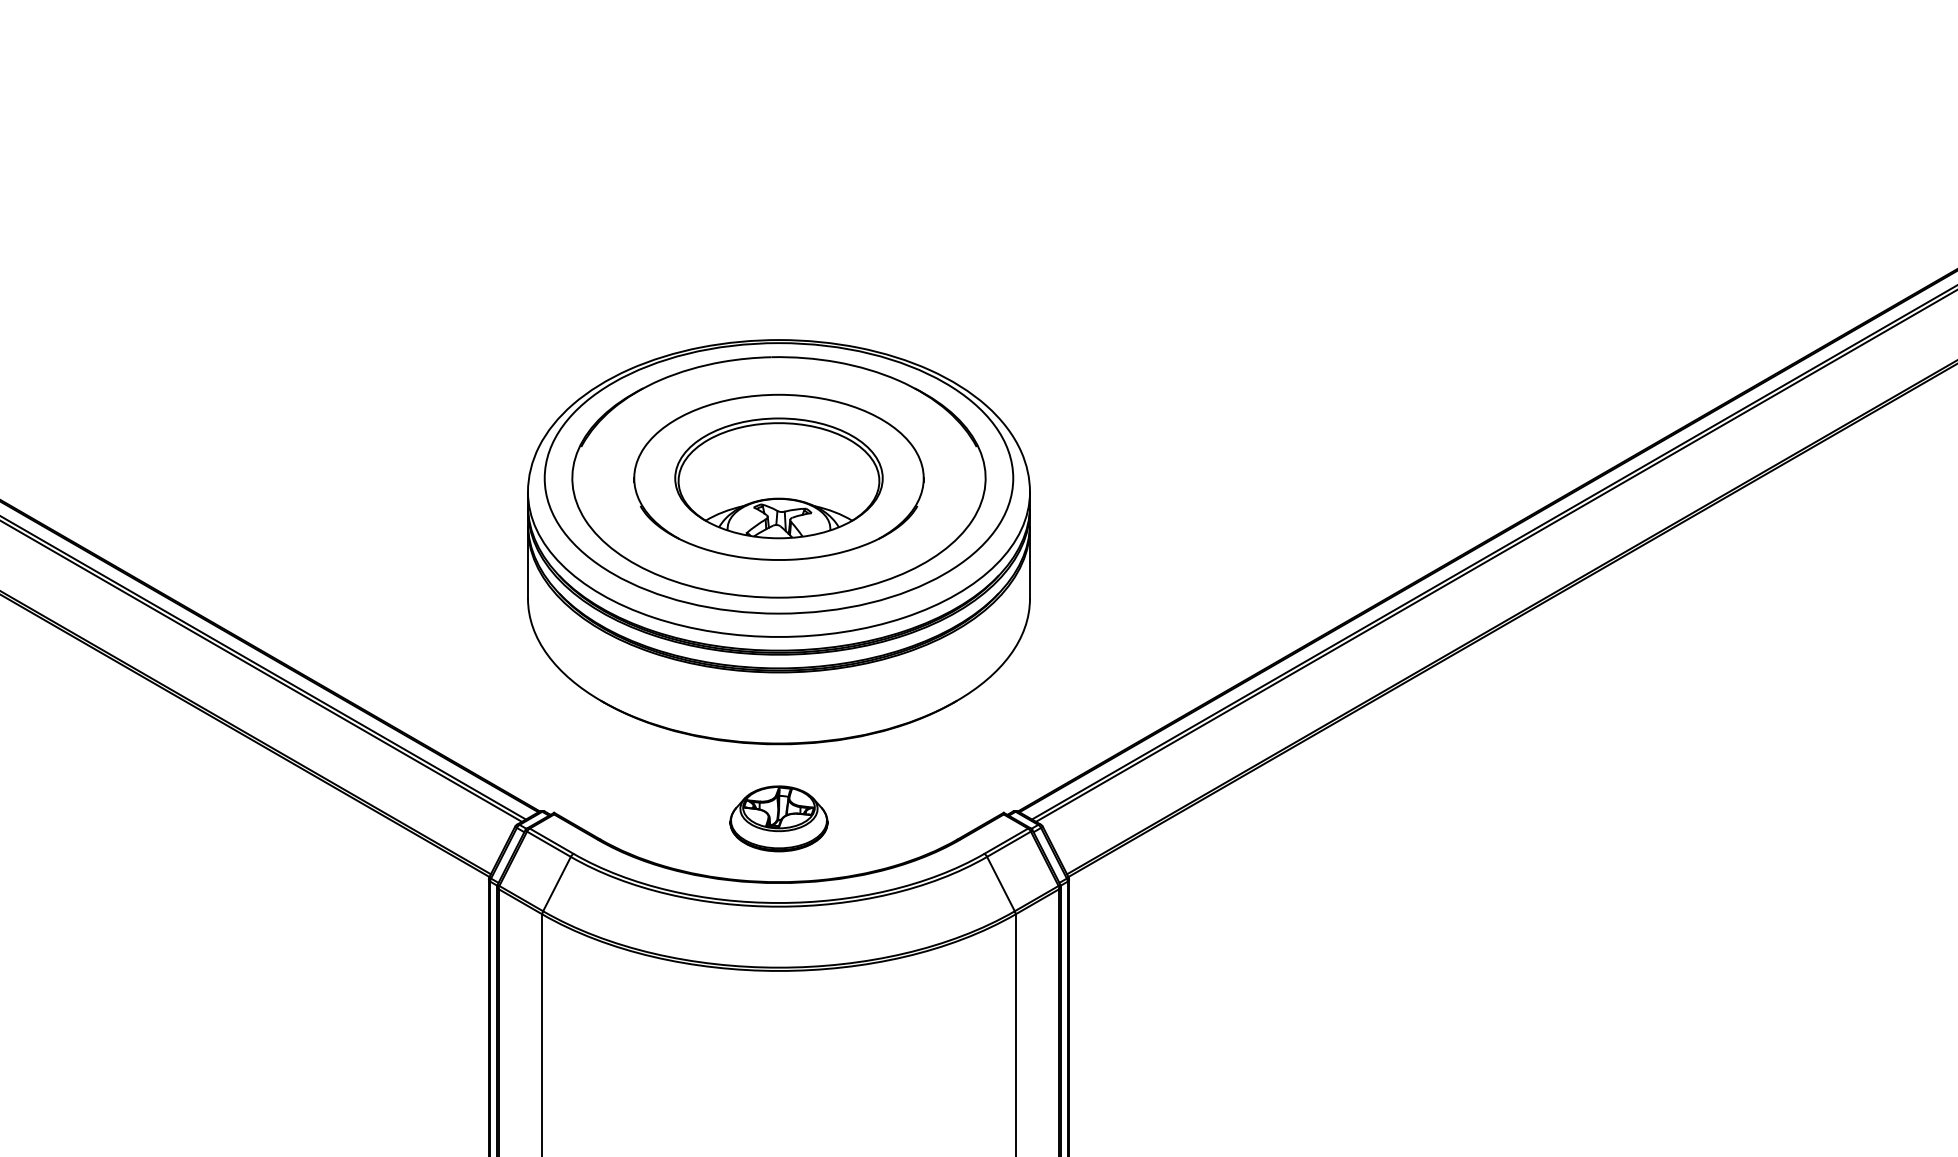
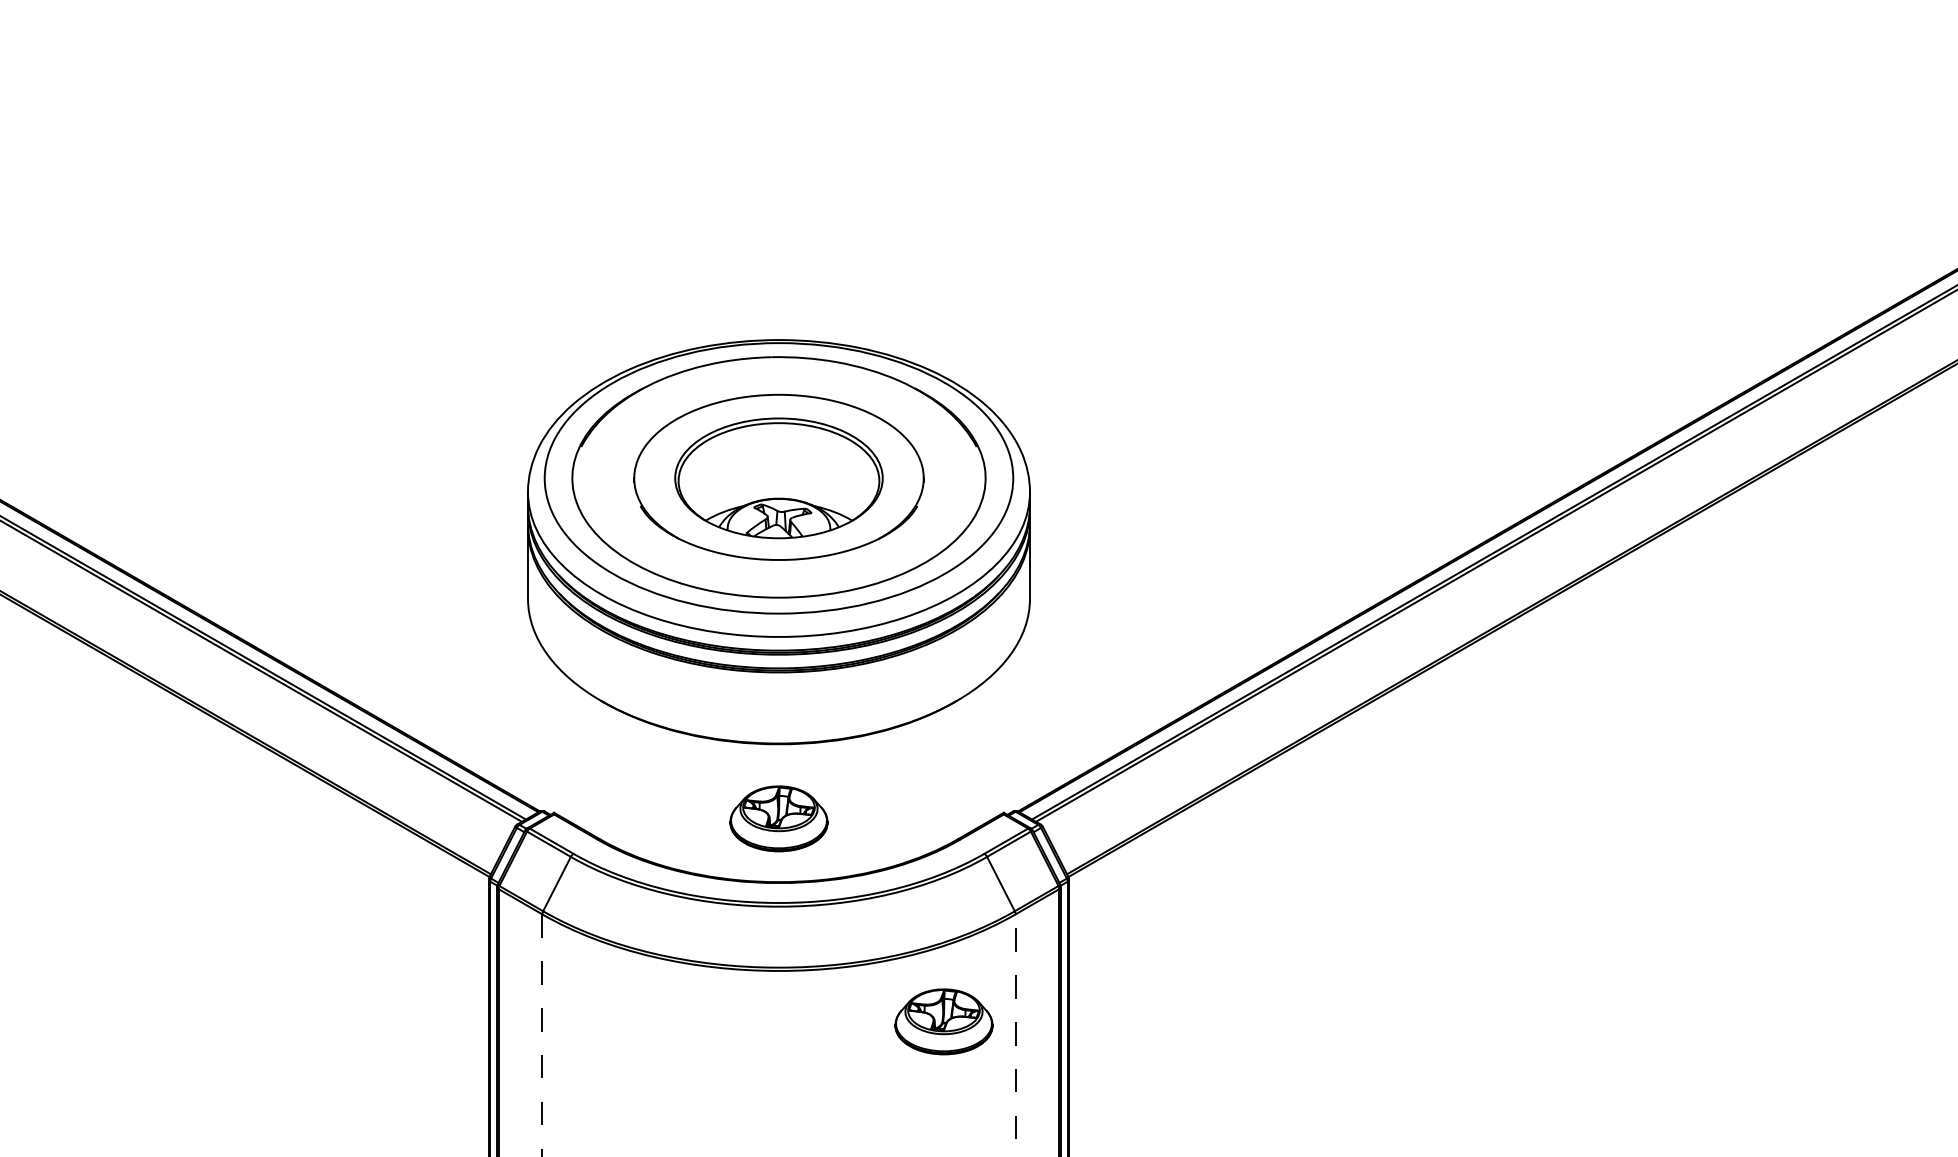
part: none -> present (943, 1021)
line: solid -> dashed (542, 1035)
line: solid -> dashed (1015, 1035)
